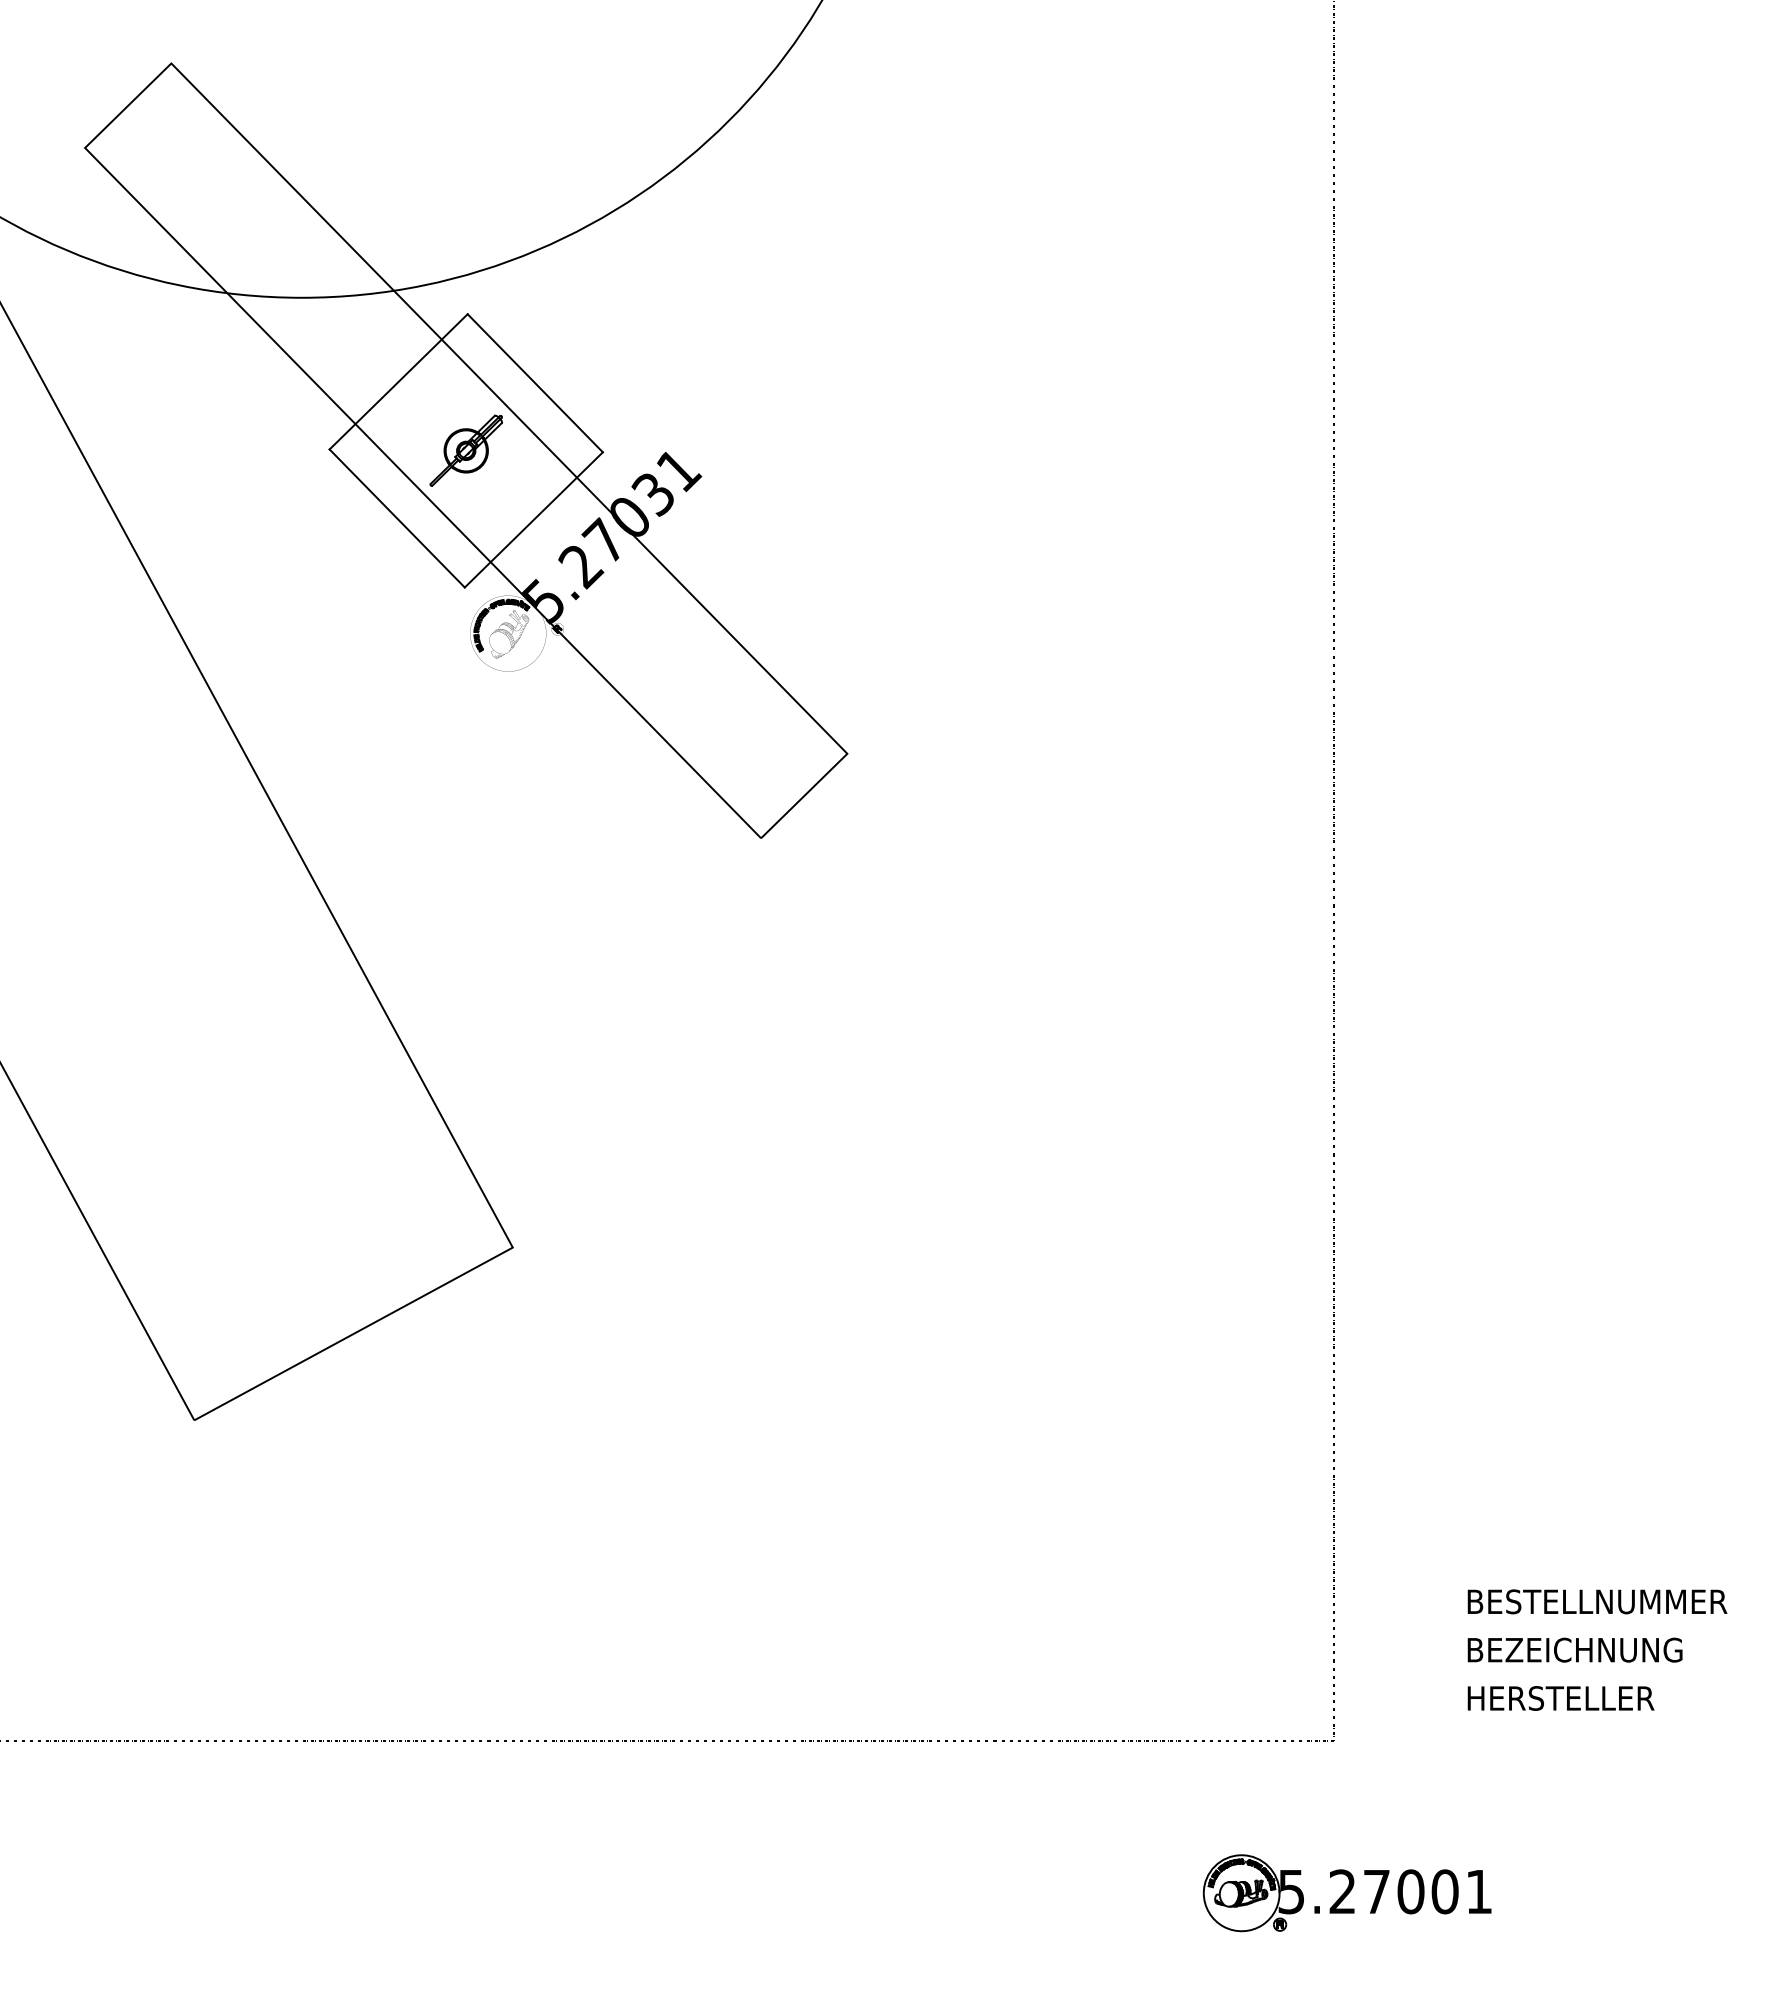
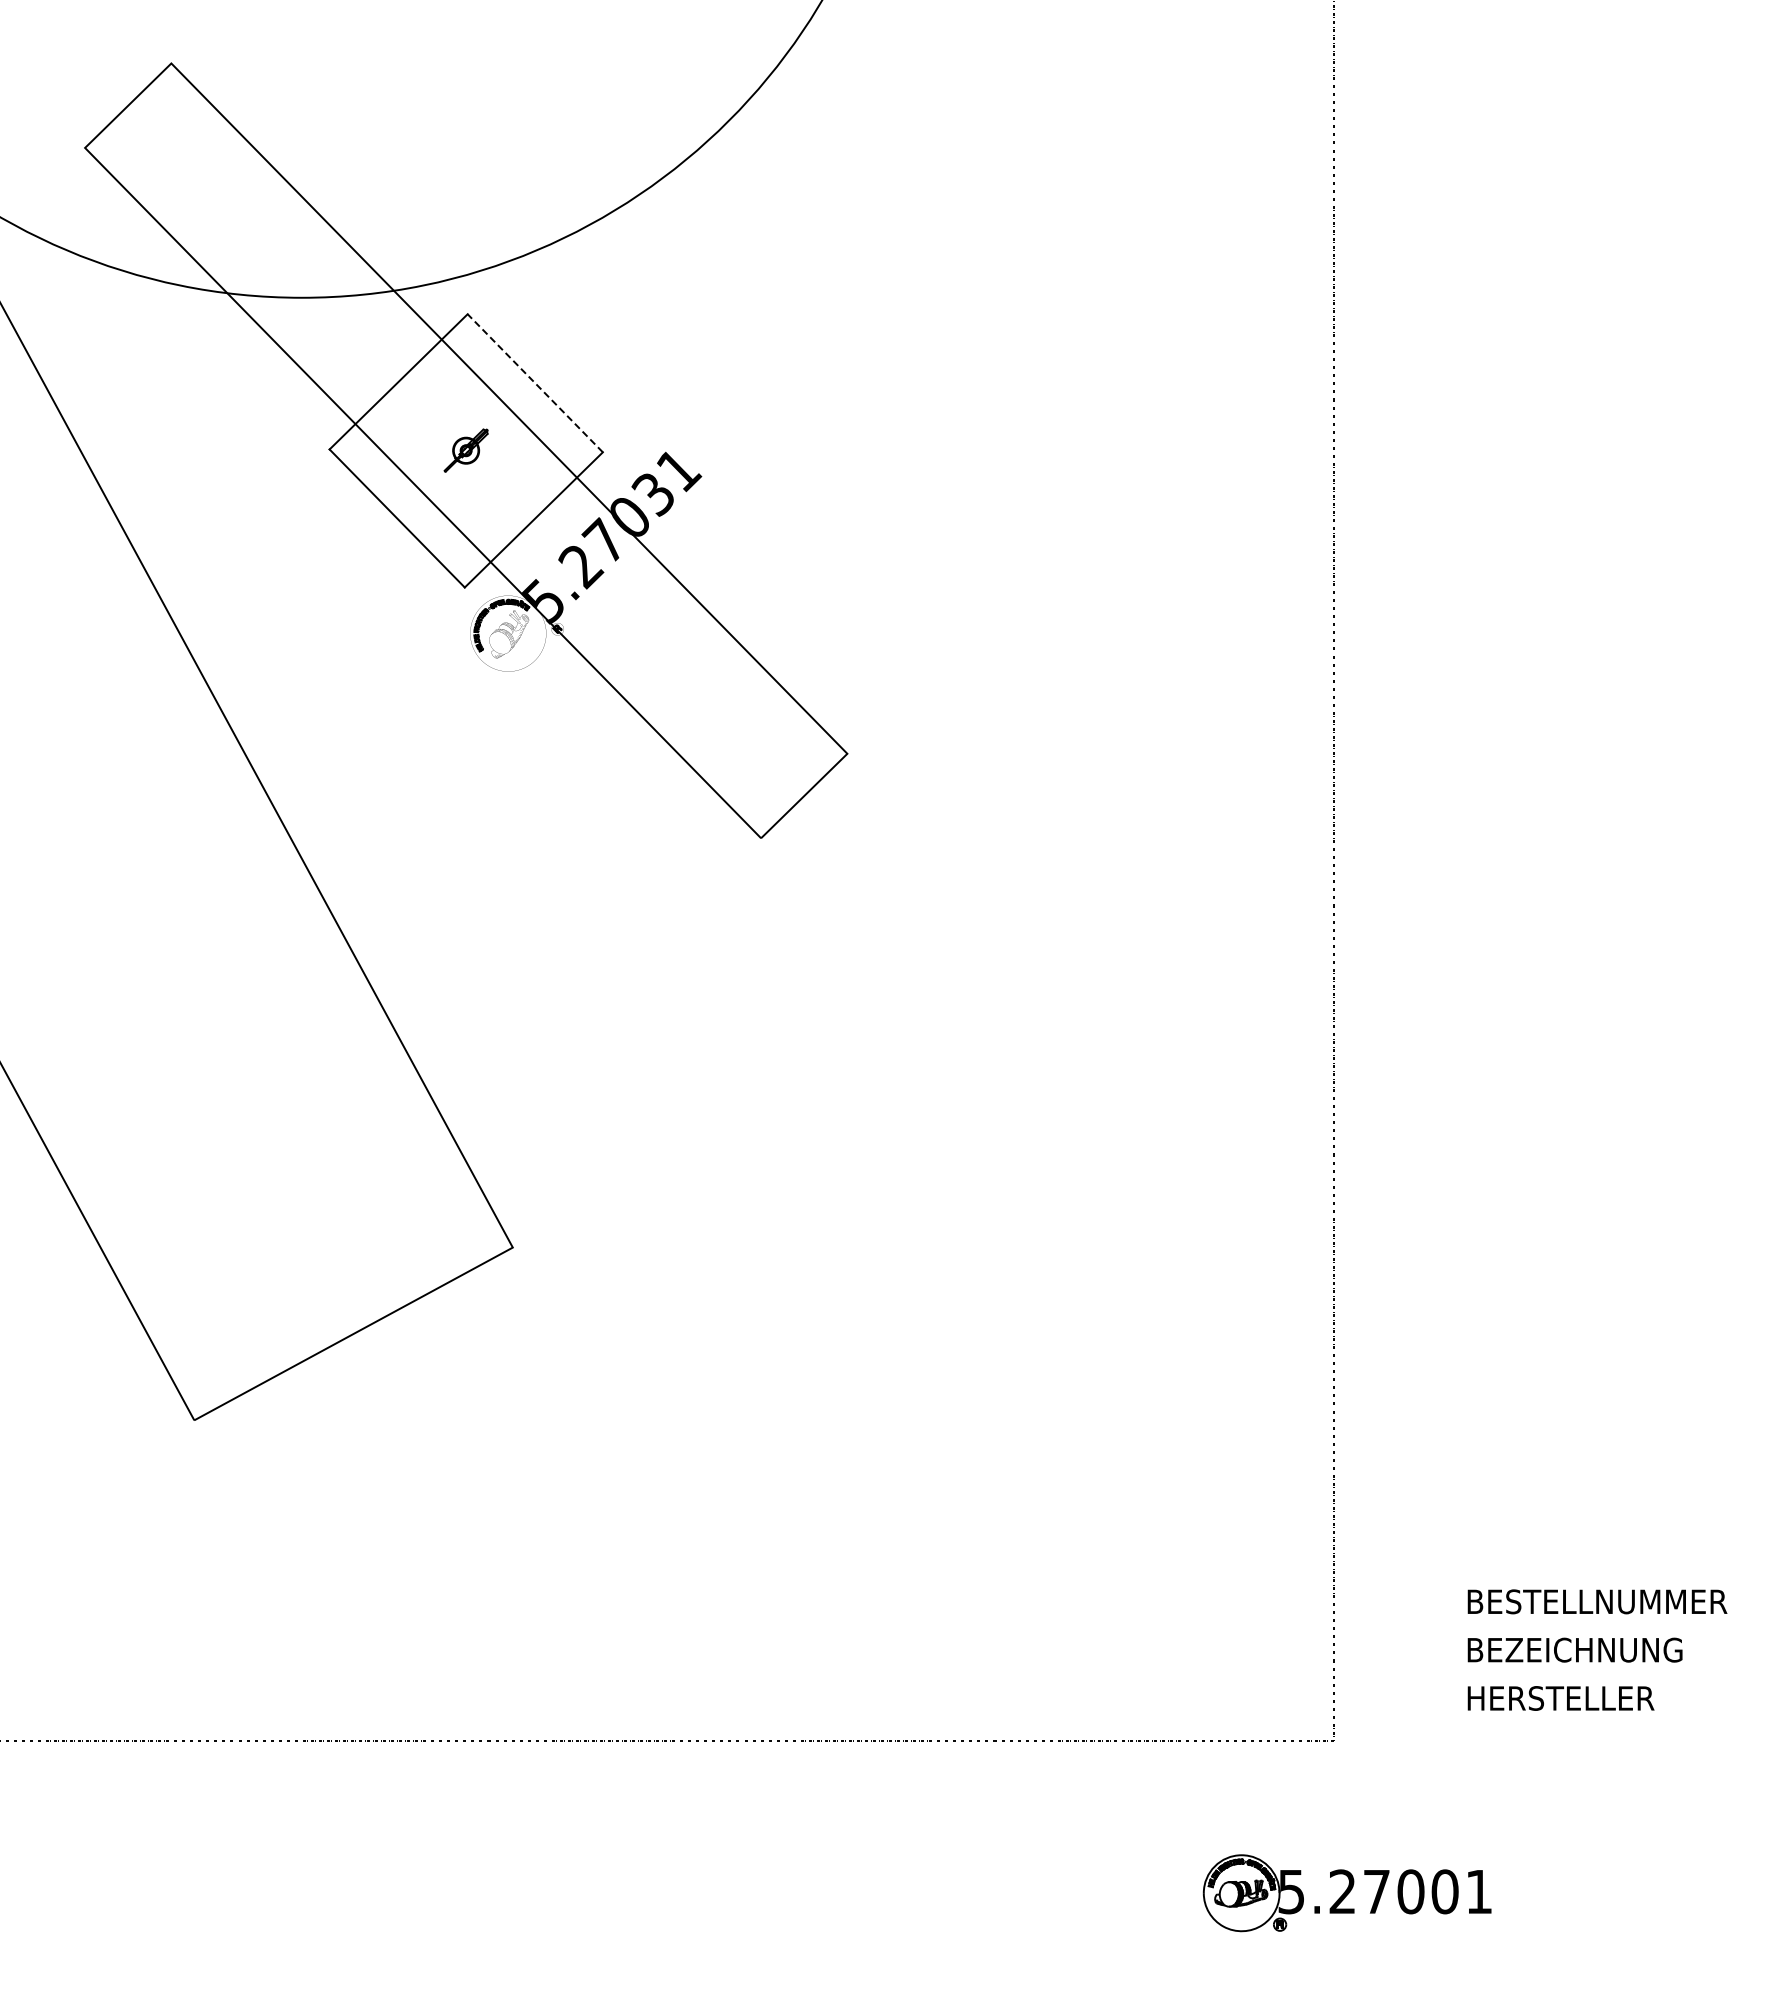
line: solid -> dashed (535, 383)
part size: 74x73 px -> 46x45 px (465, 450)
